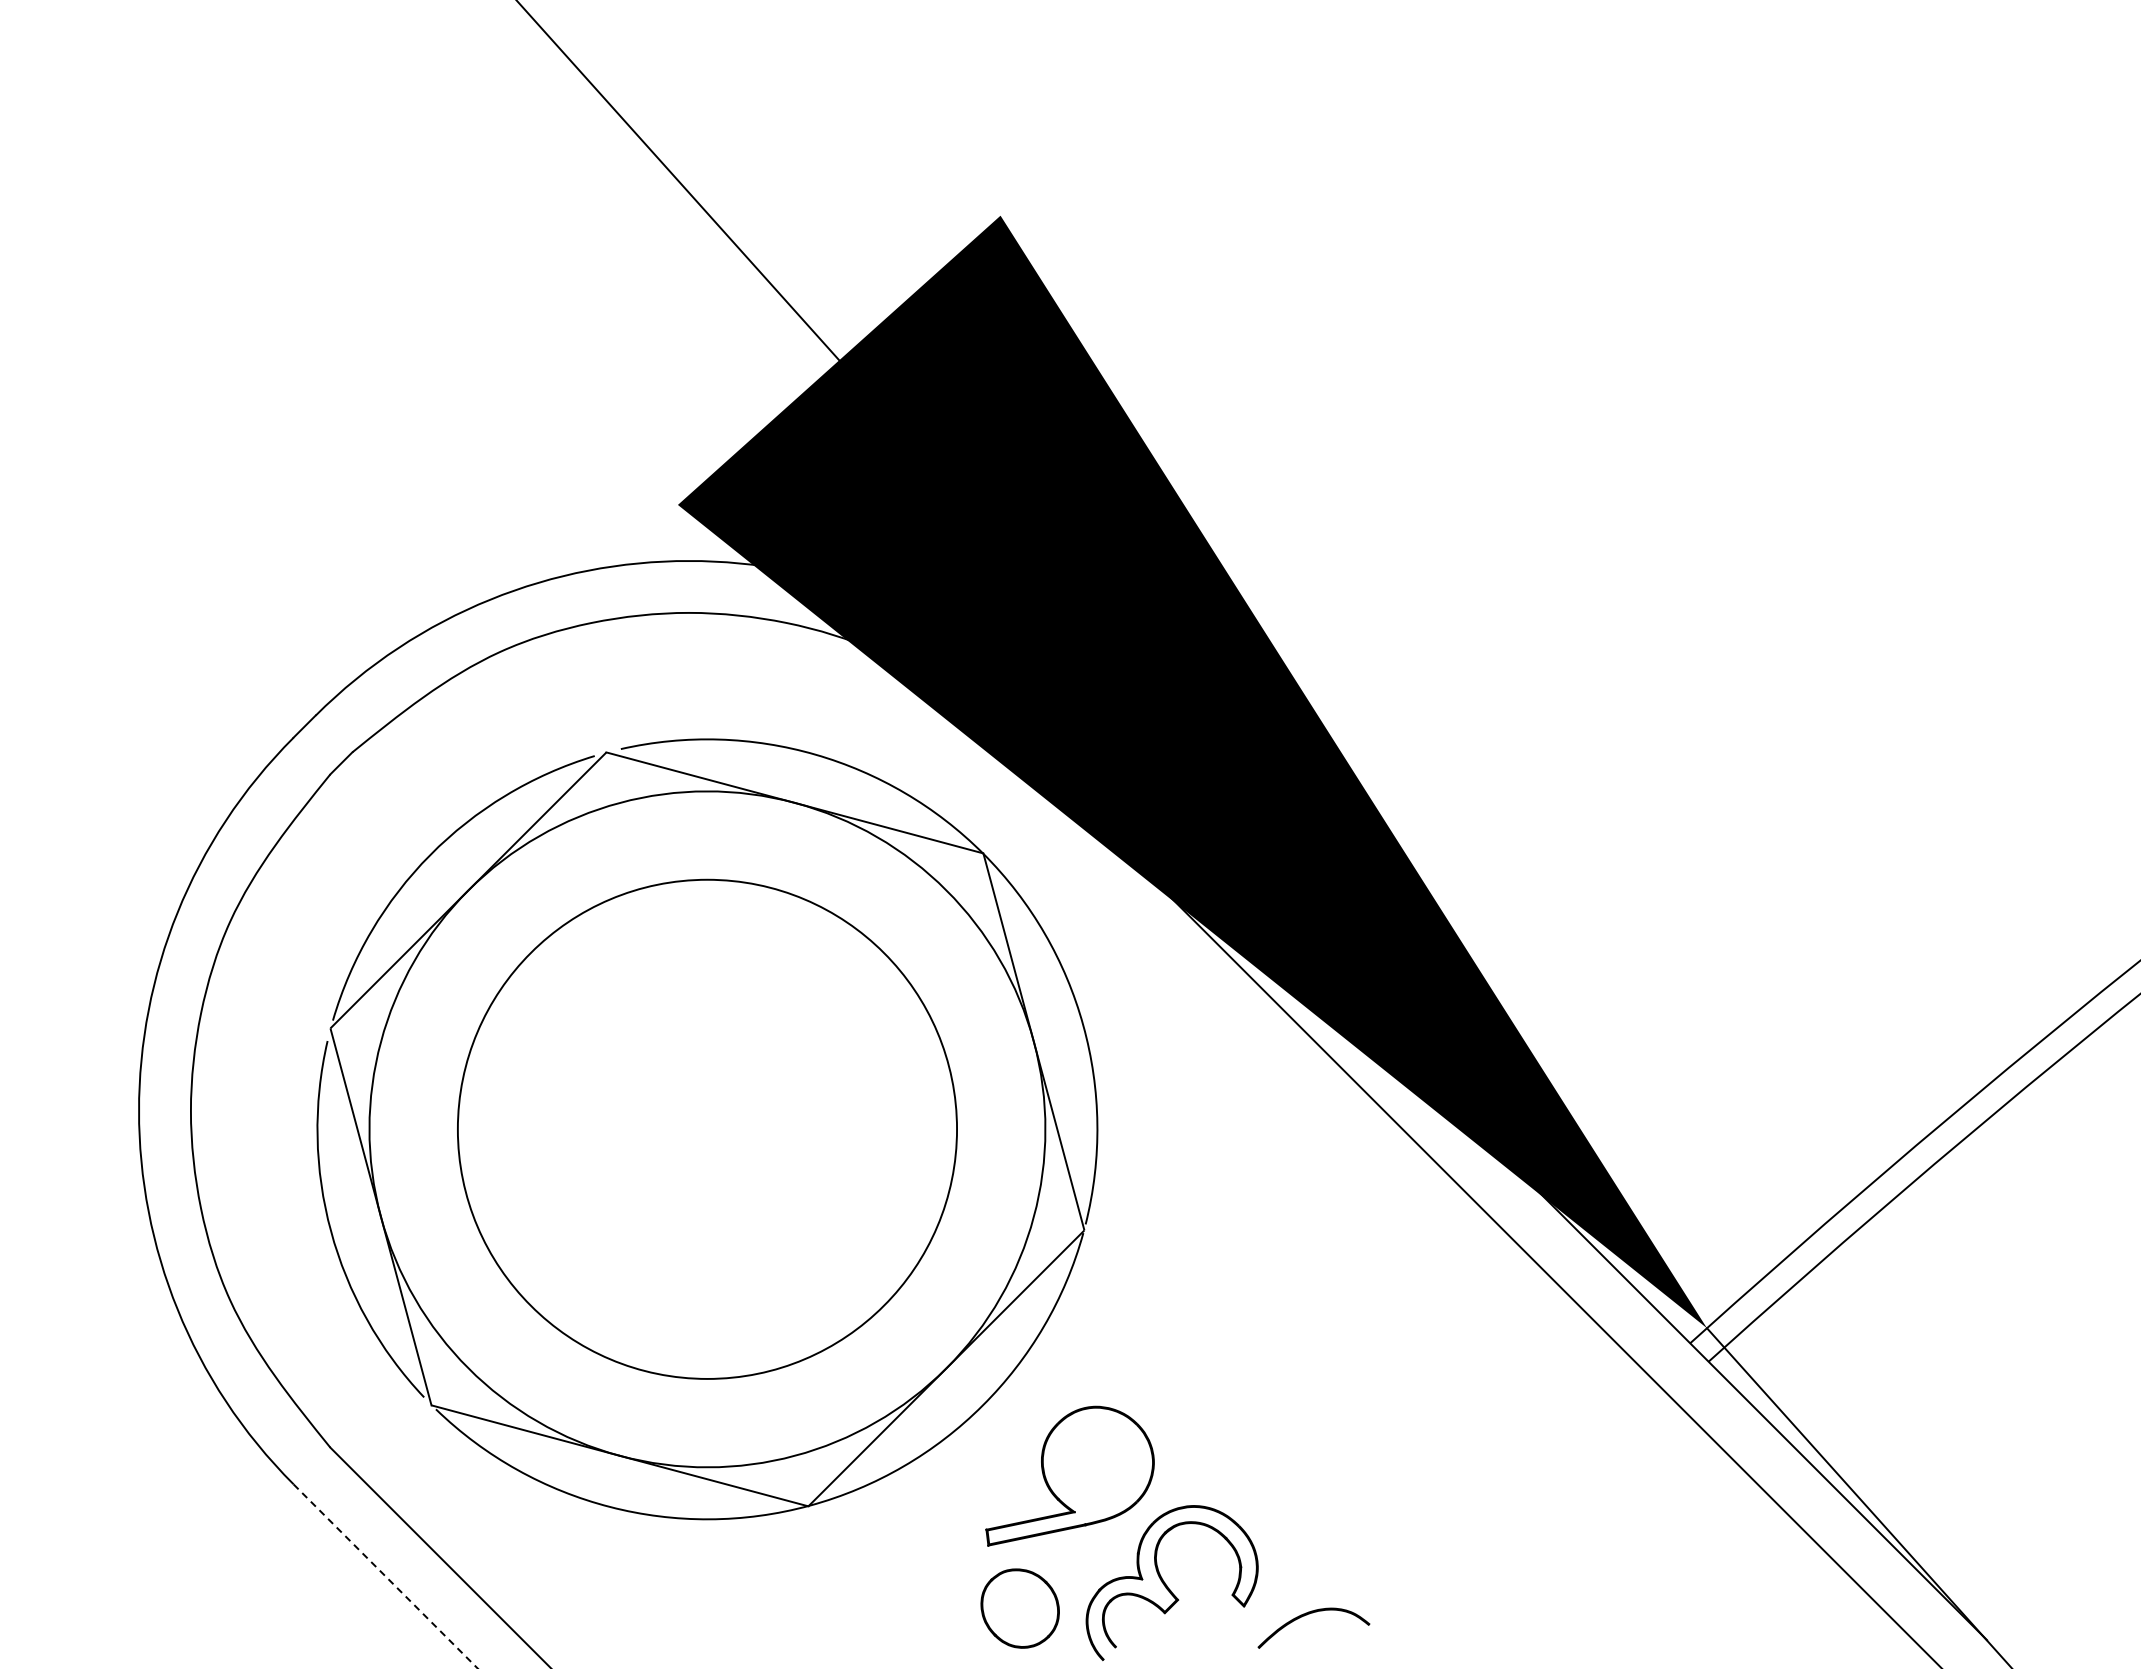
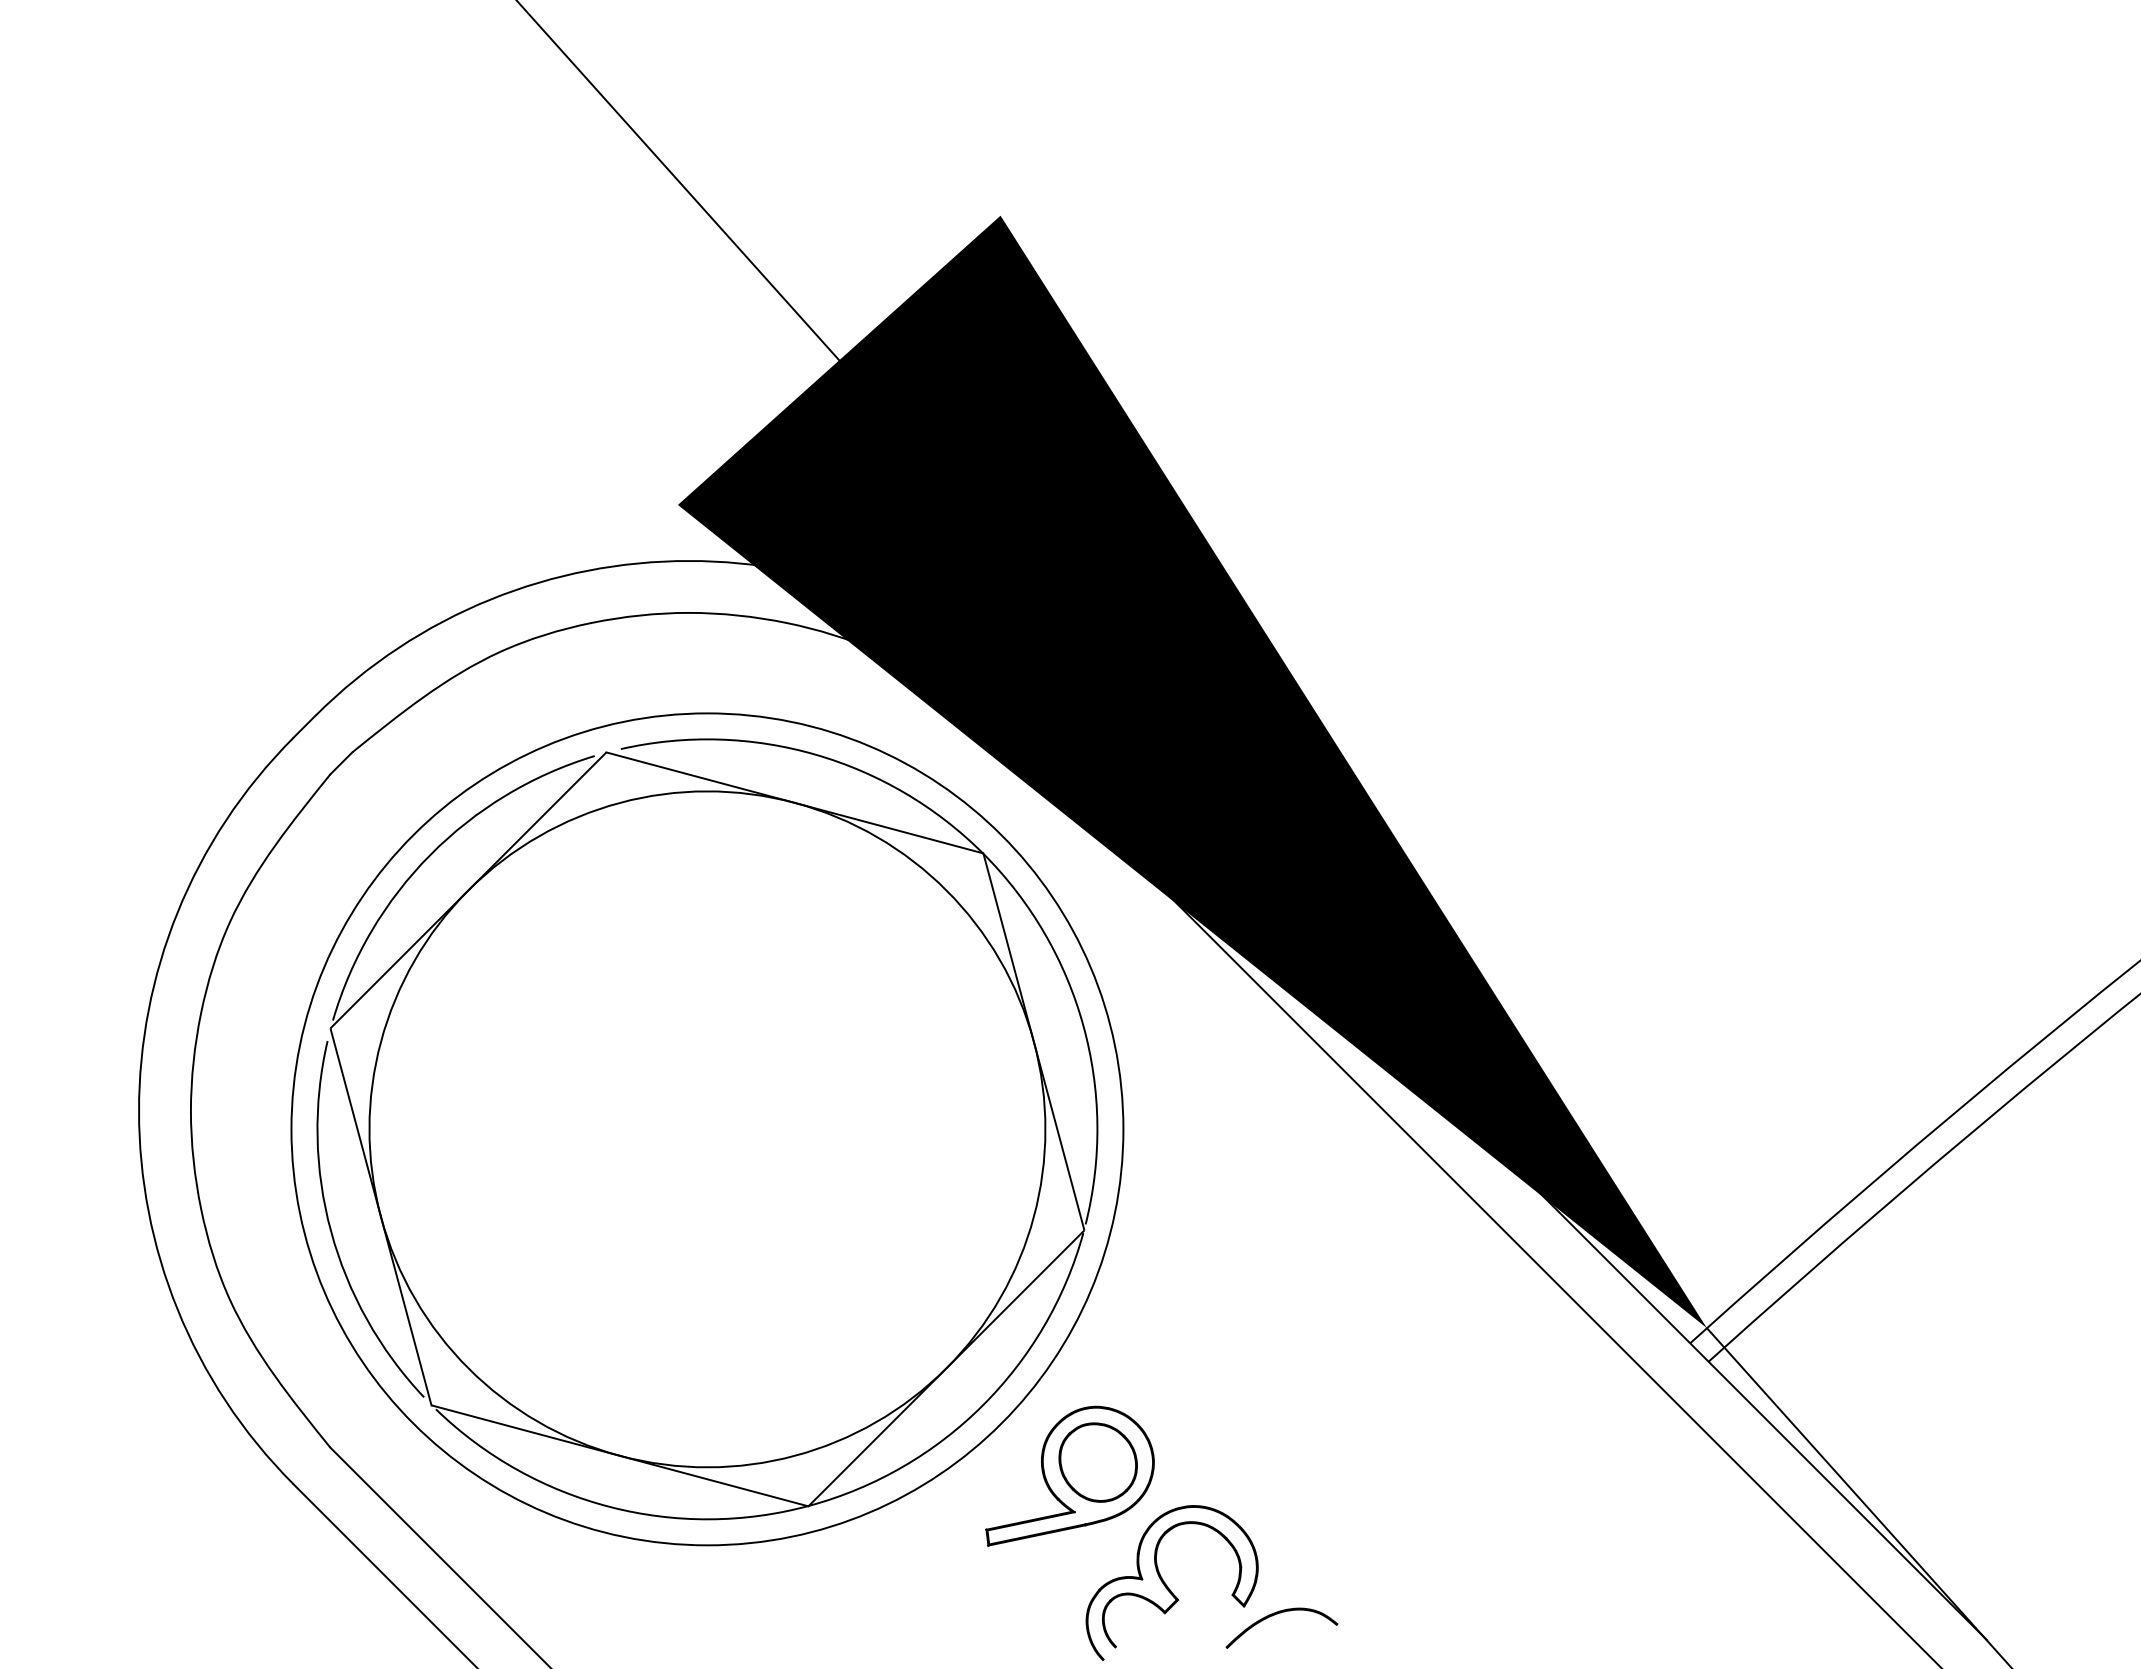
circle diameter: 499 px -> 832 px (707, 1129)
line: dashed -> solid (386, 1577)
part position: (1019, 1608) -> (1097, 1462) (1097, 1462)
part position: (1307, 1615) -> (1275, 1615) (1275, 1615)
